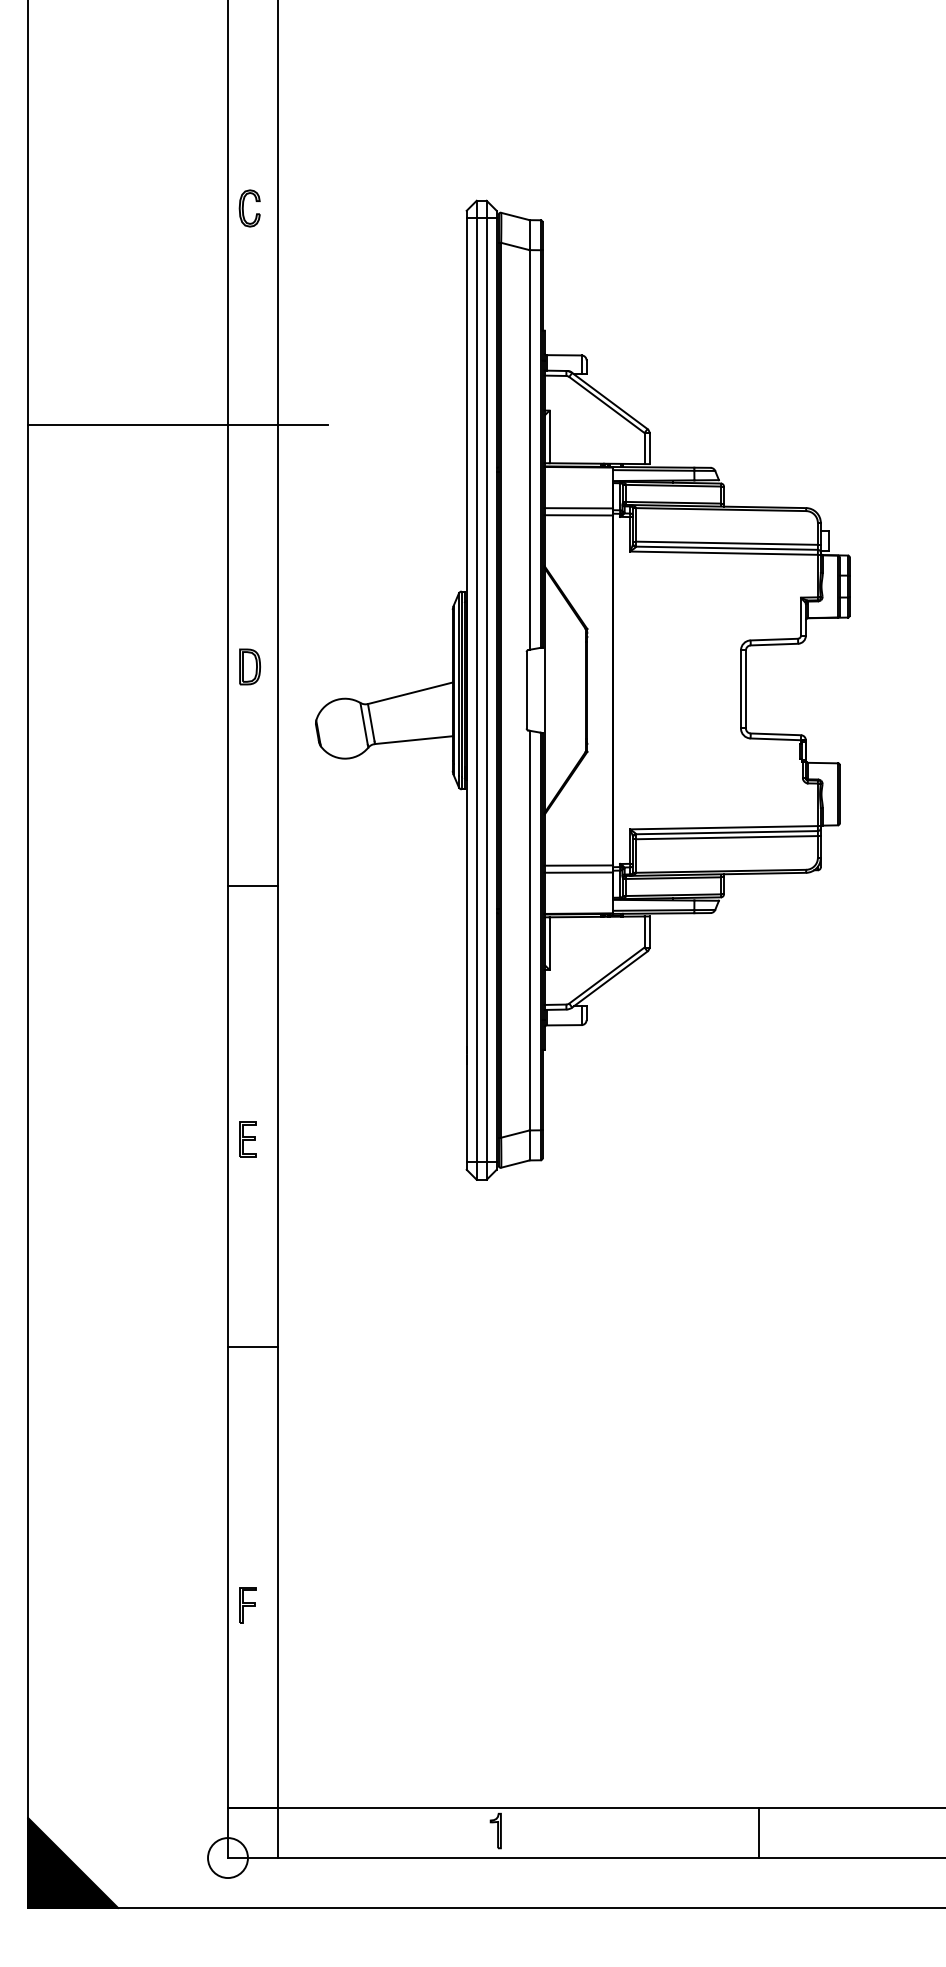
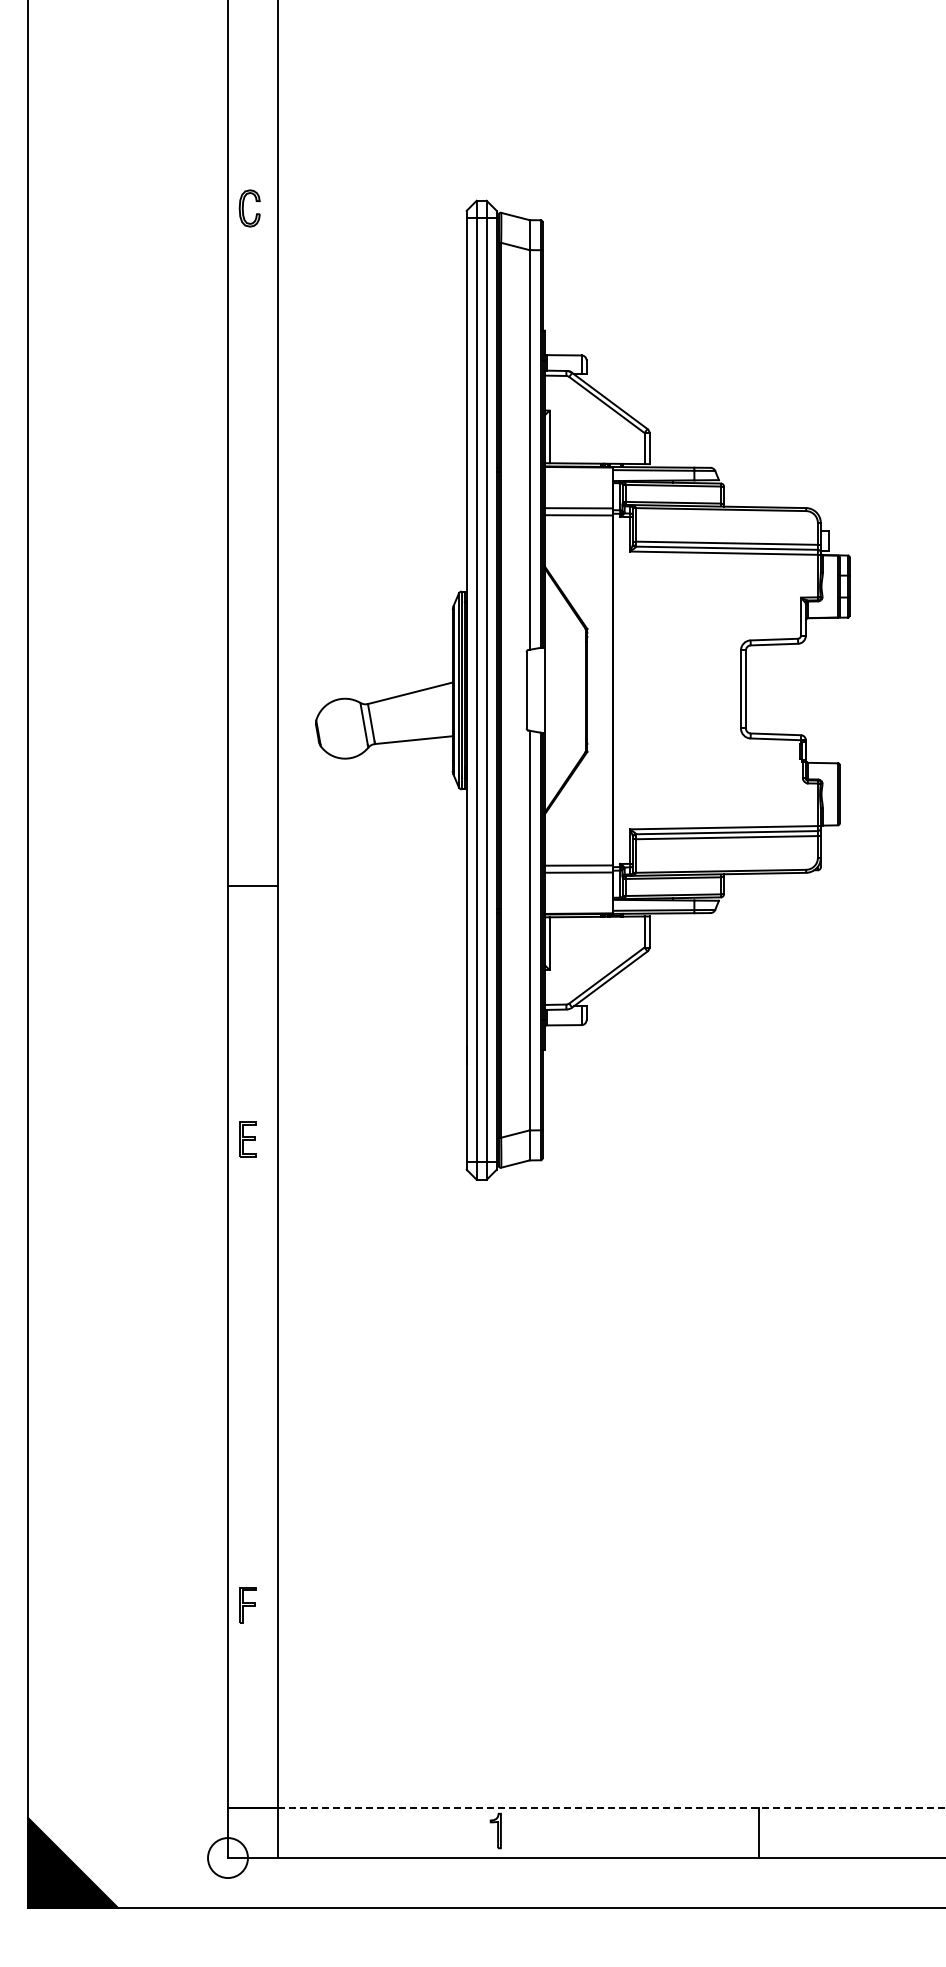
line: present -> none (177, 424)
part: present -> none (249, 666)
line: present -> none (252, 1346)
line: solid -> dashed (611, 1808)
